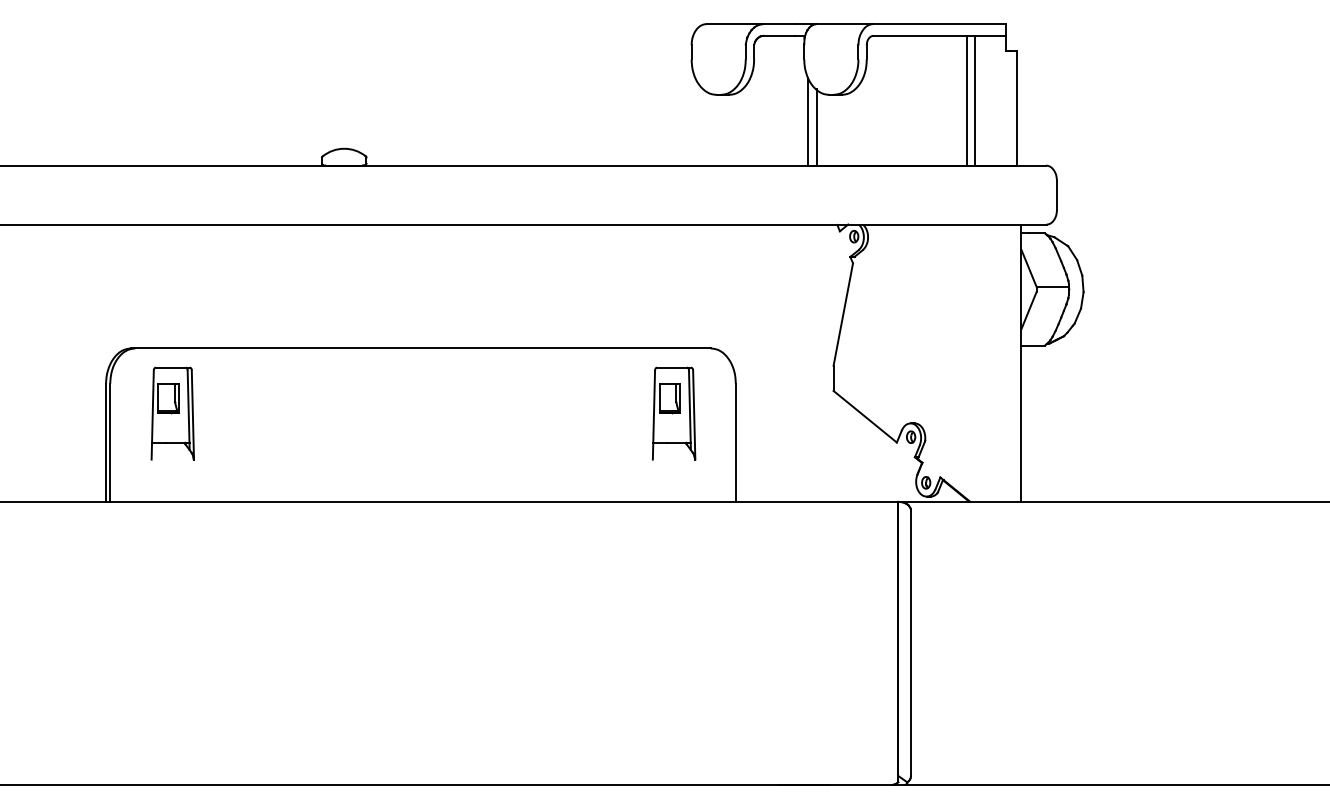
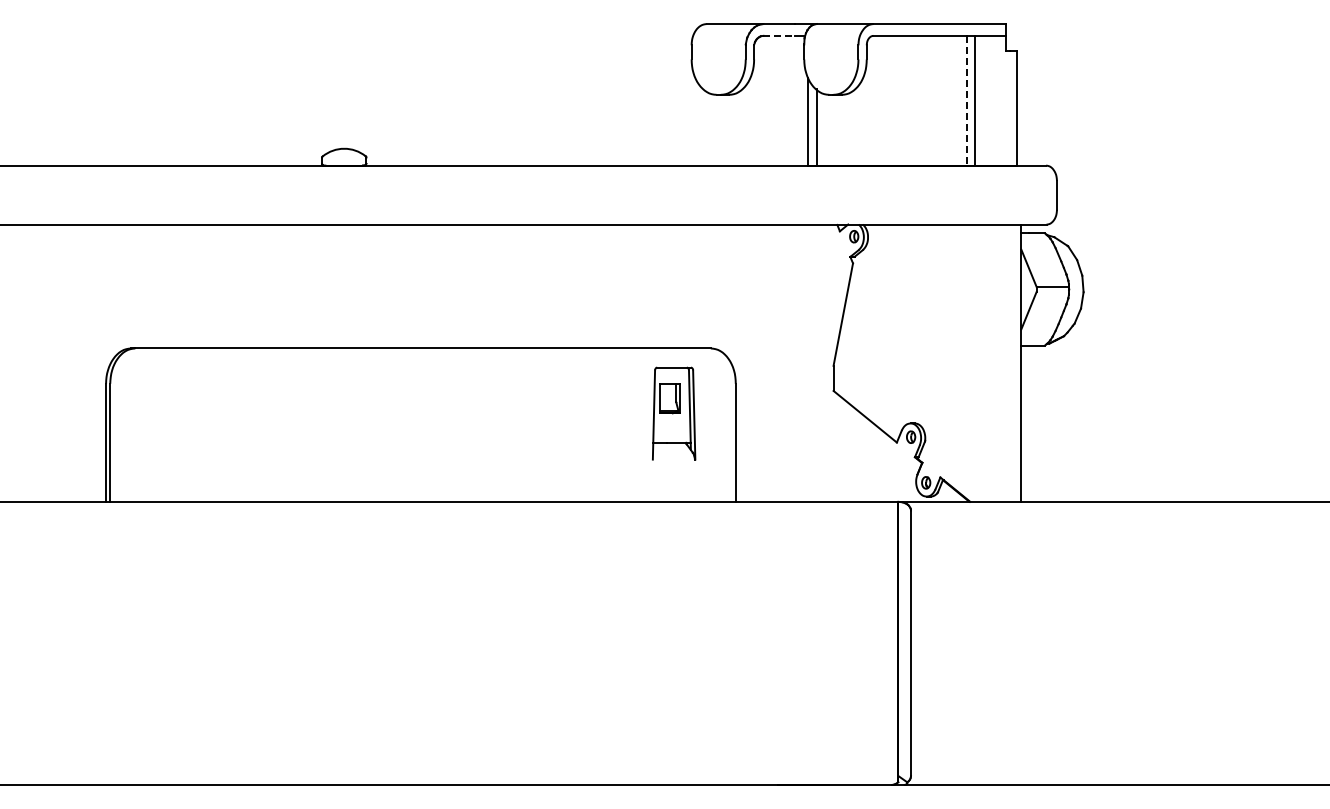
line: solid -> dashed (779, 35)
line: solid -> dashed (966, 100)
part: present -> none (172, 413)
